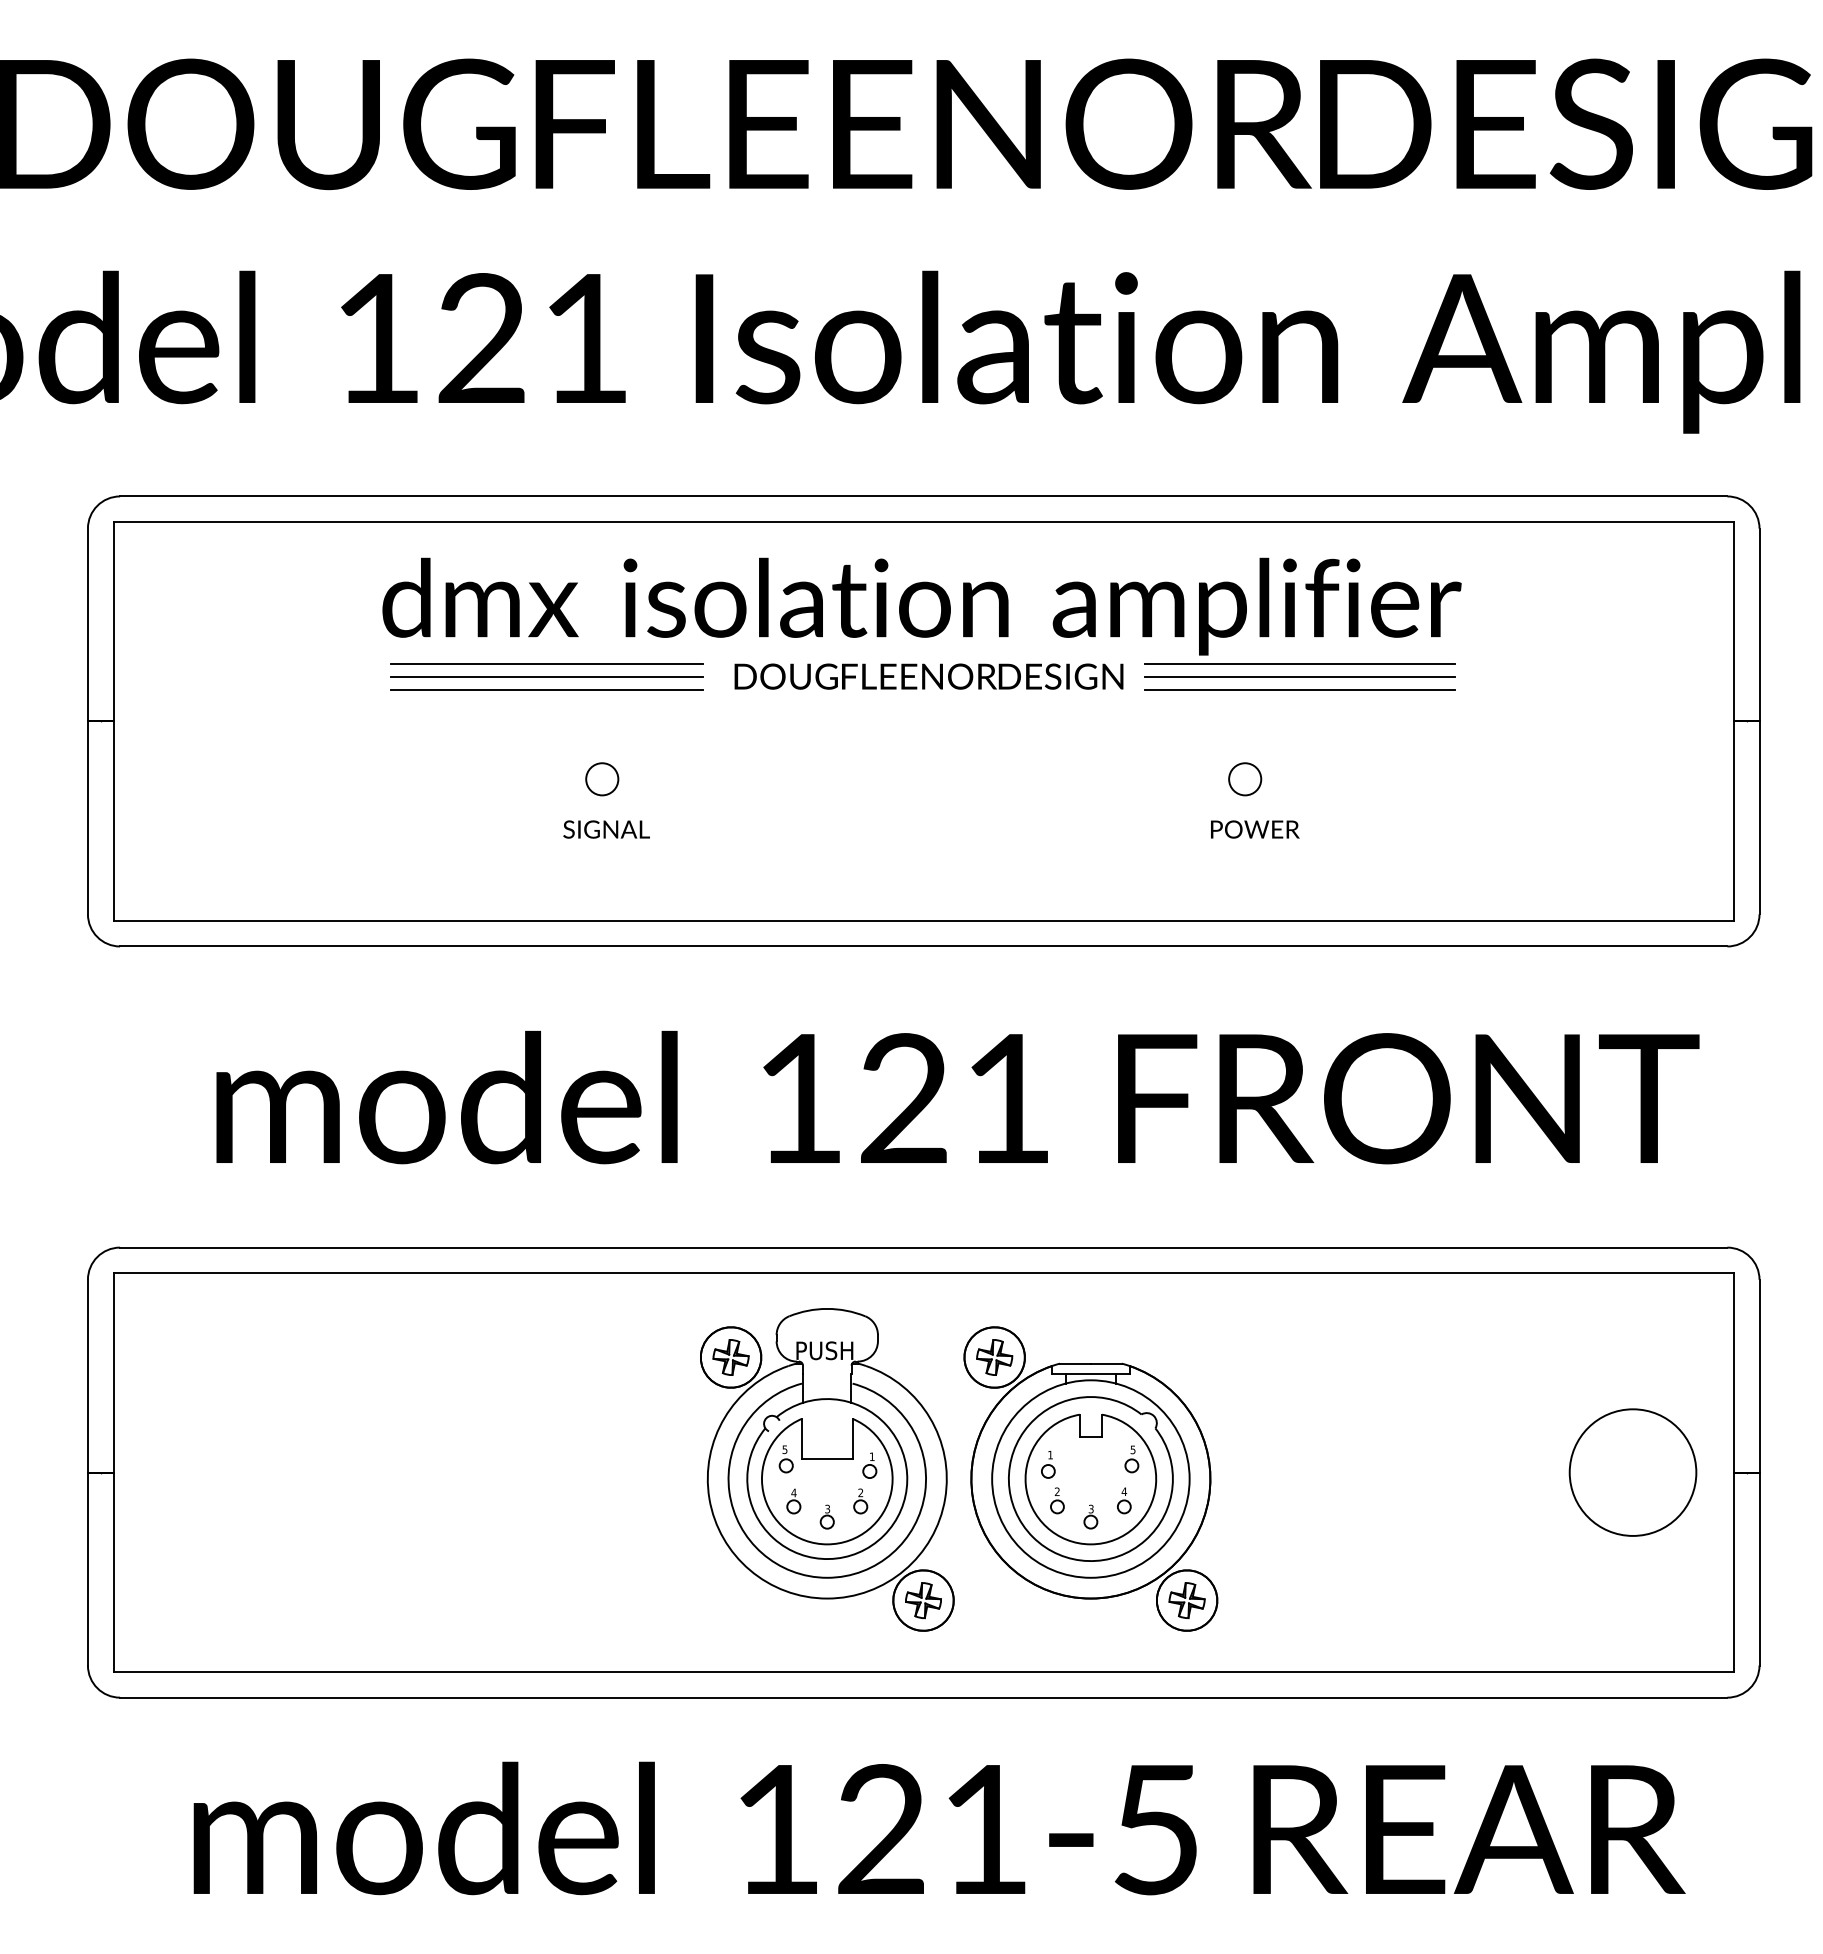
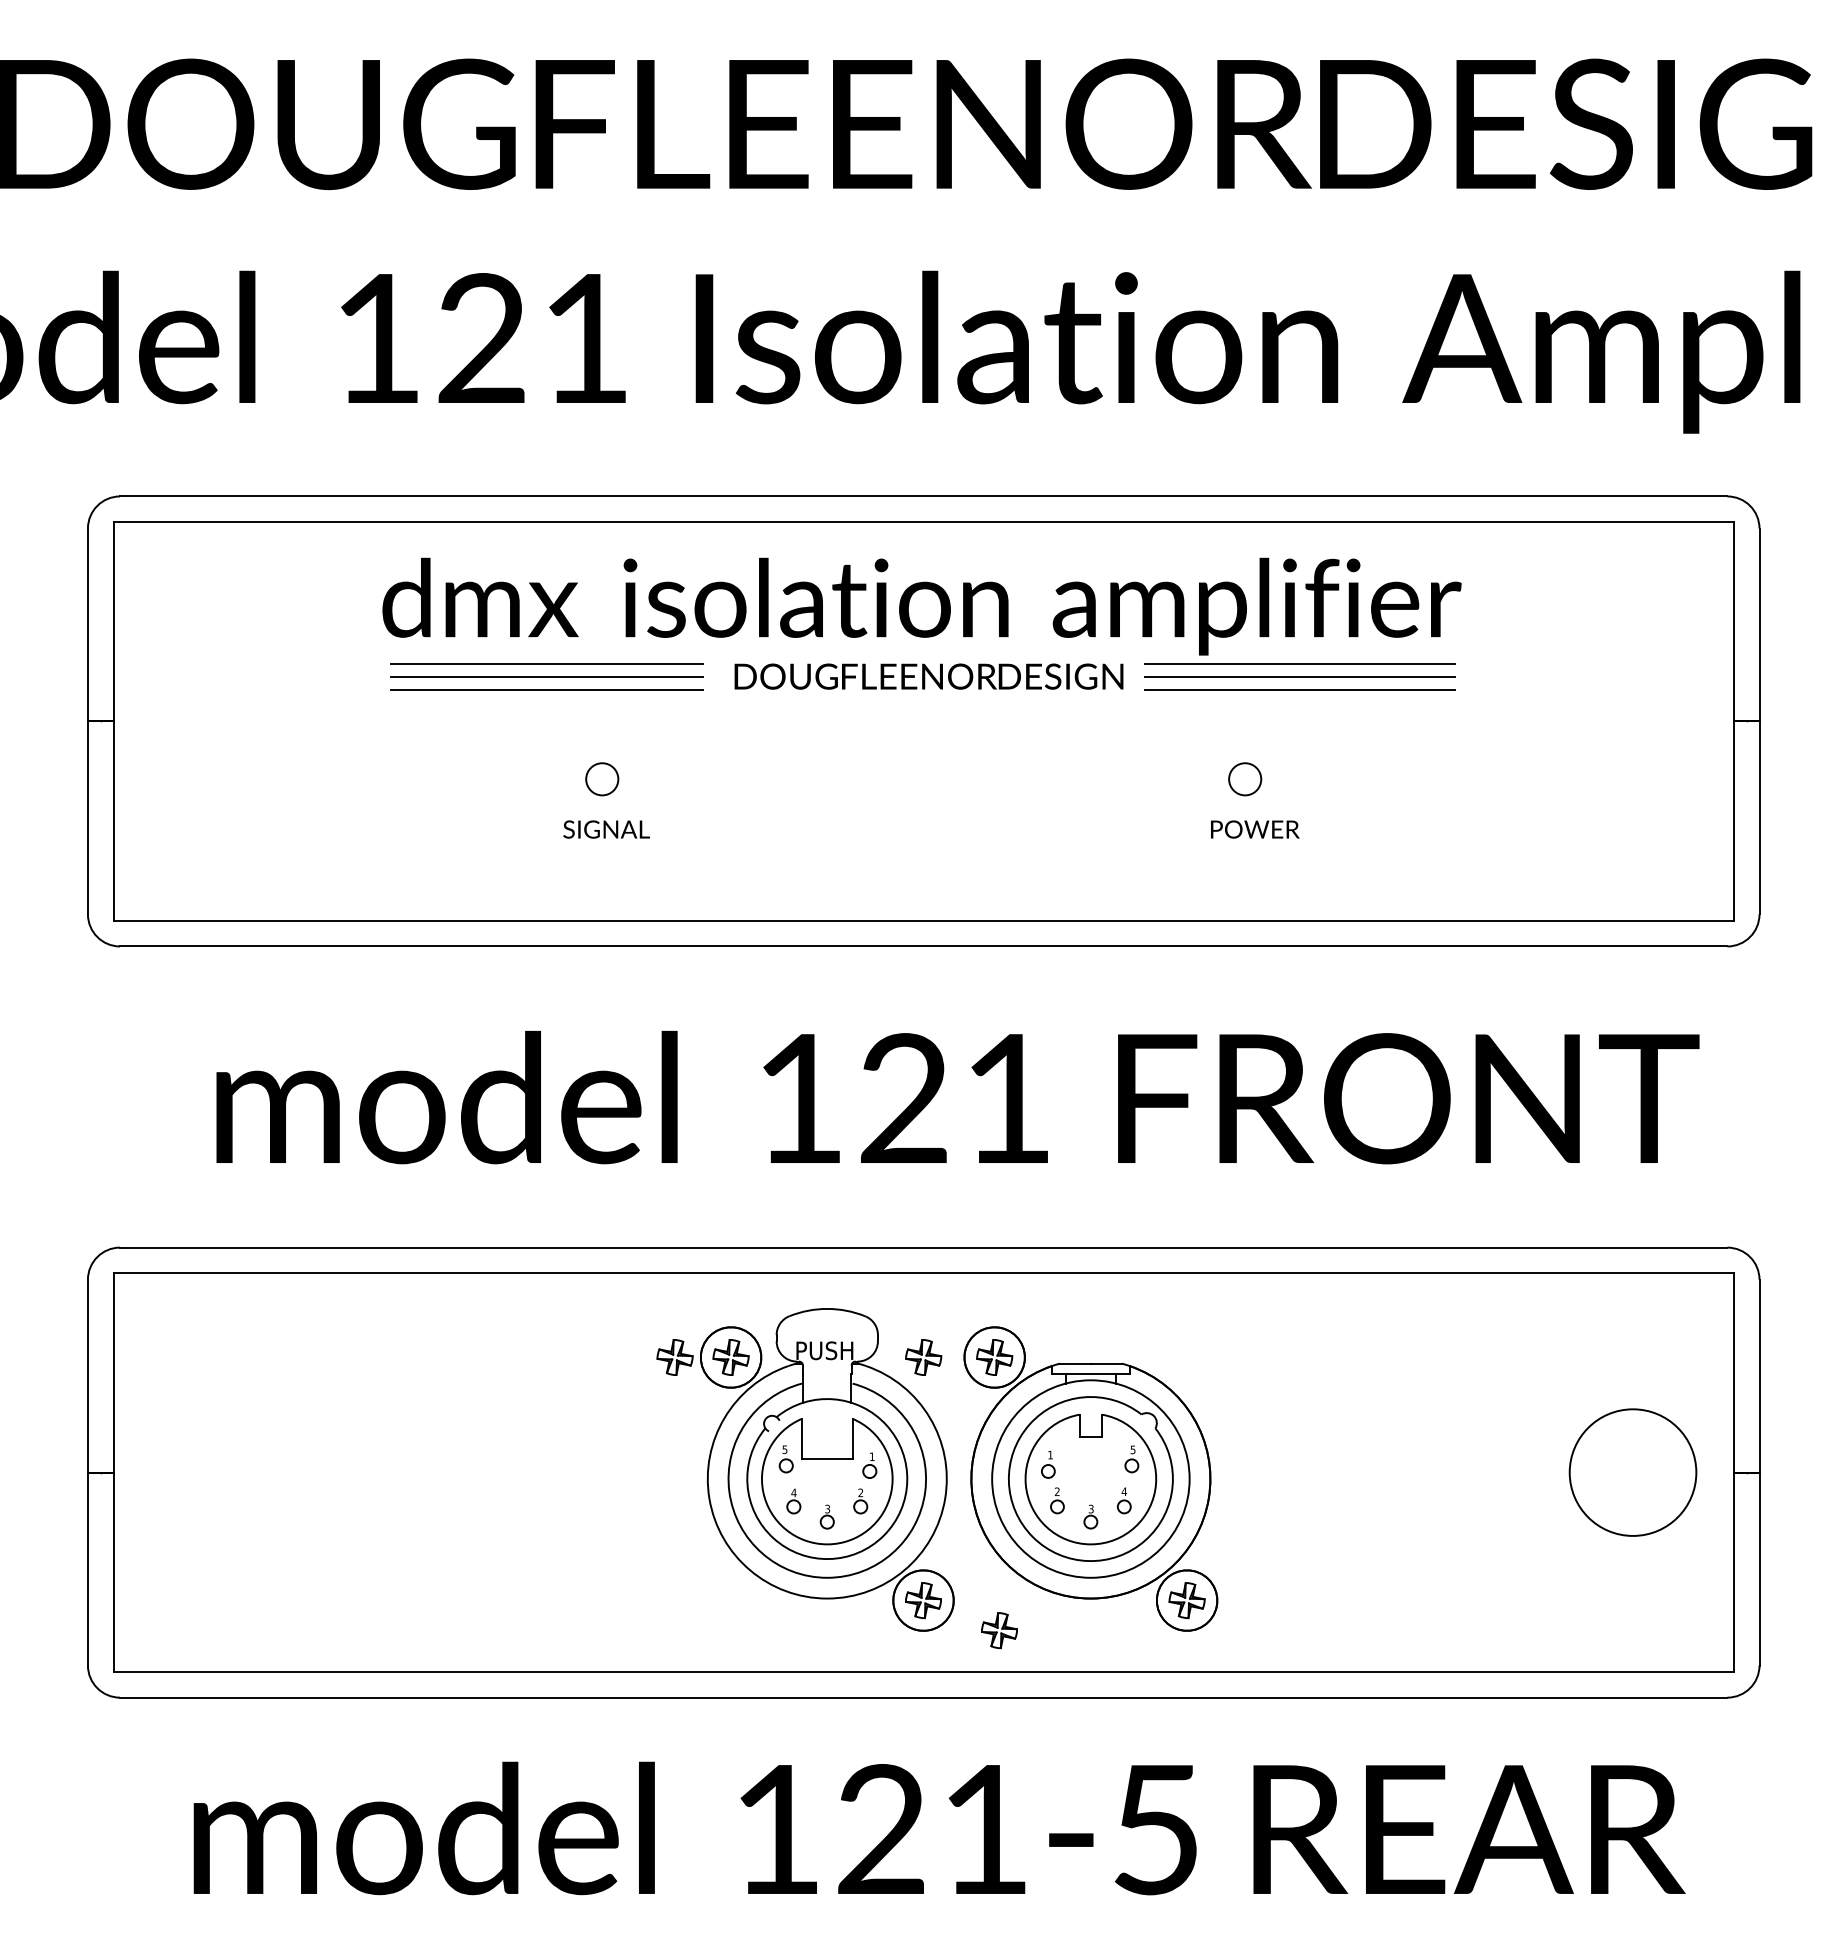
part: none -> present (674, 1357)
part: none -> present (923, 1357)
part: none -> present (999, 1630)
